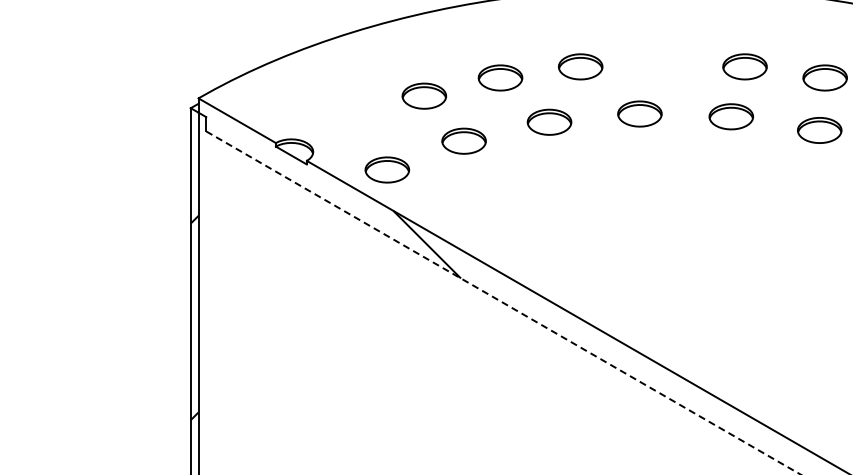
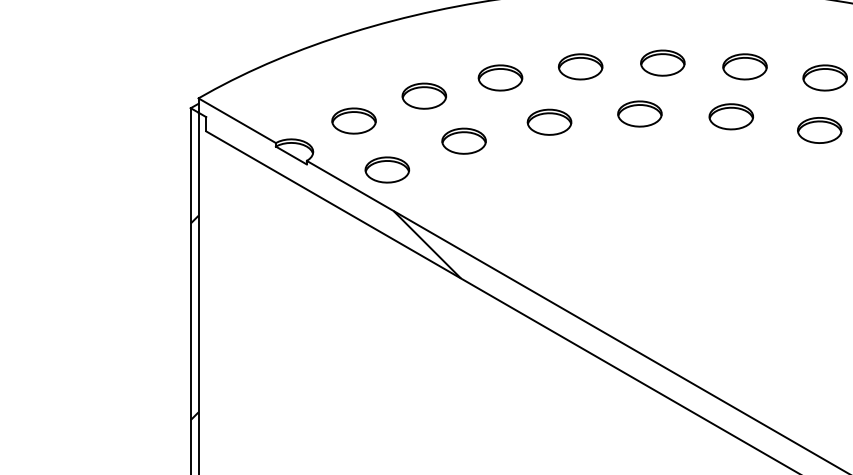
part: none -> present (662, 62)
part: none -> present (353, 120)
line: dashed -> solid (504, 303)
